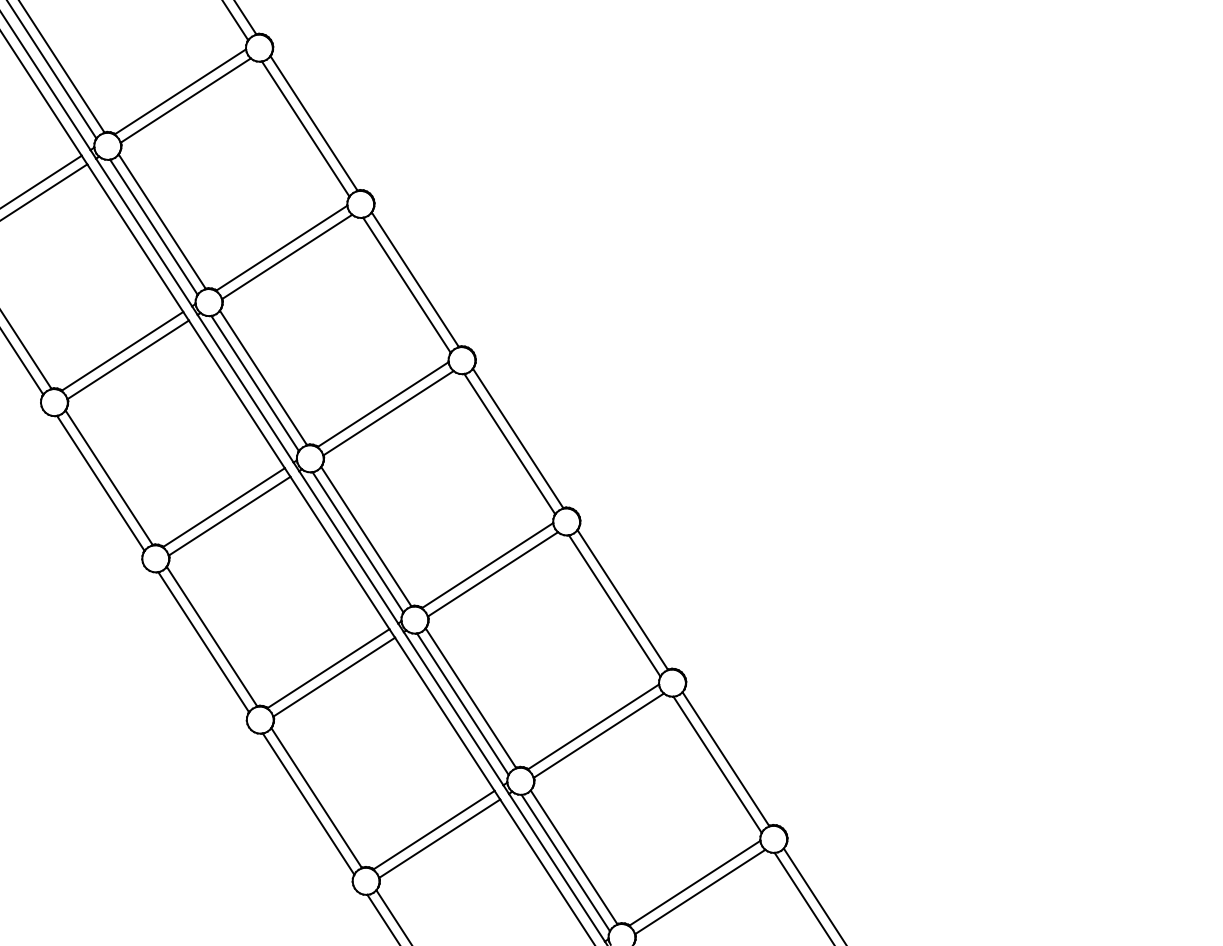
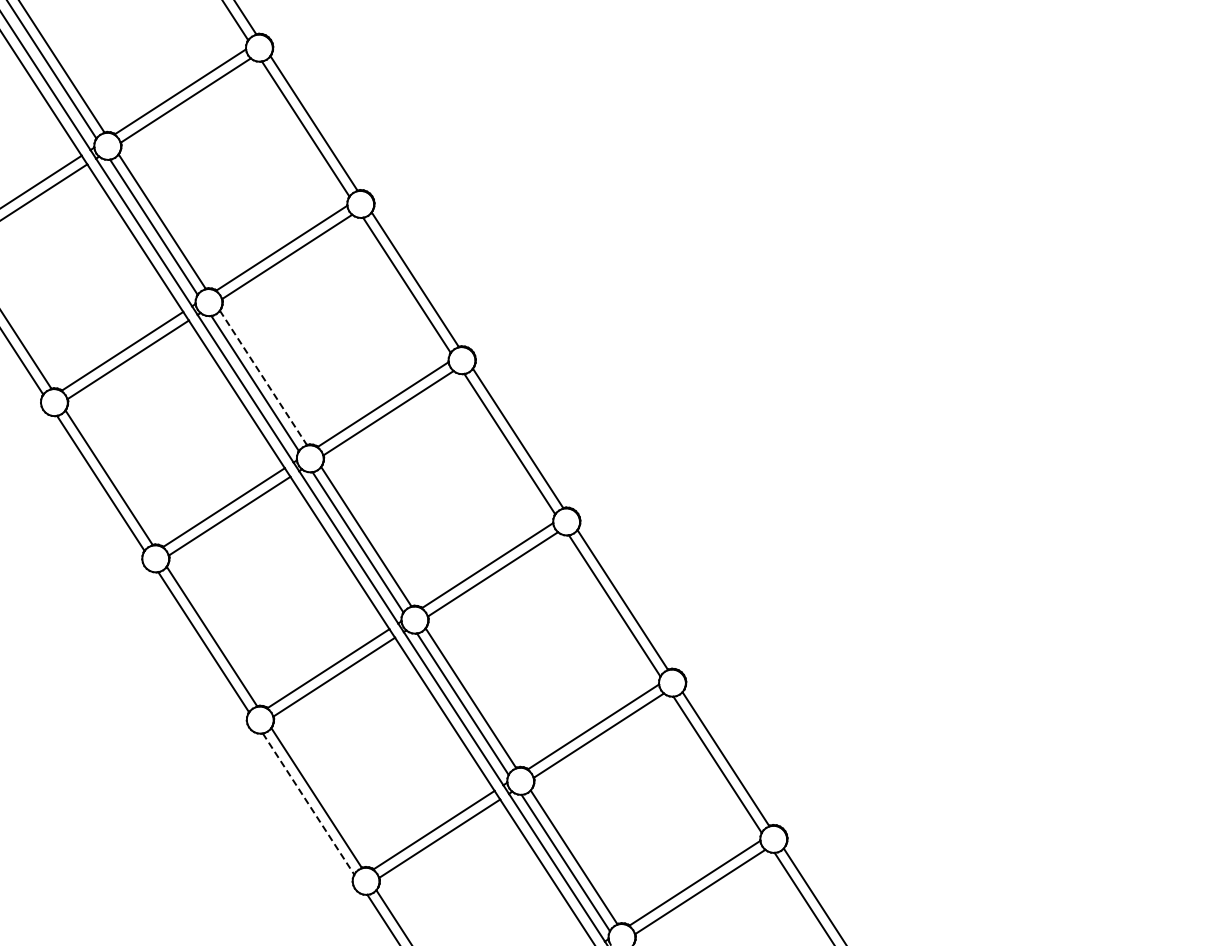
line: solid -> dashed (263, 377)
line: solid -> dashed (308, 804)
